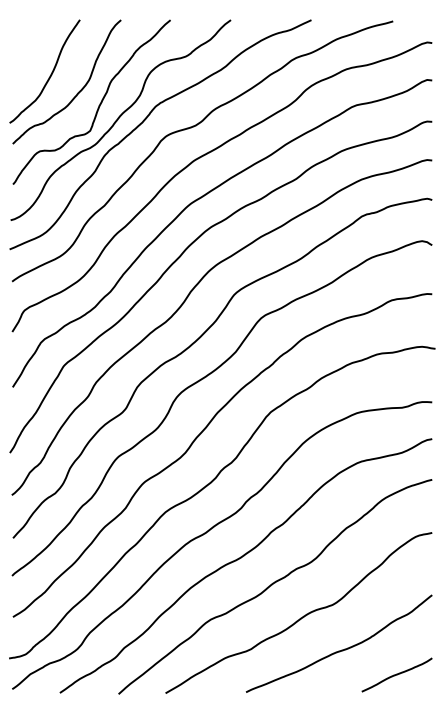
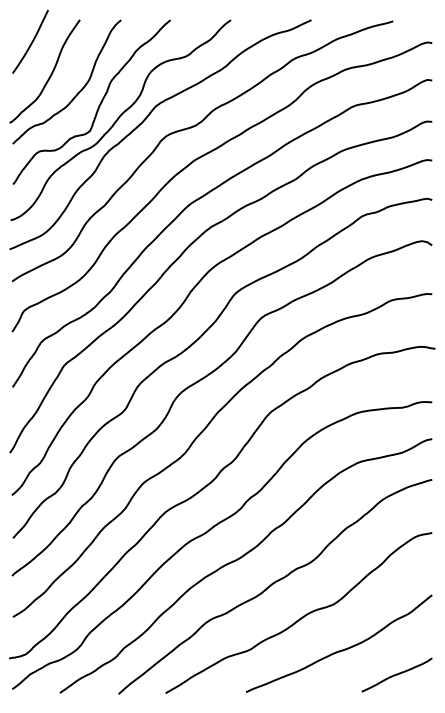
curve: none -> present (31, 41)
